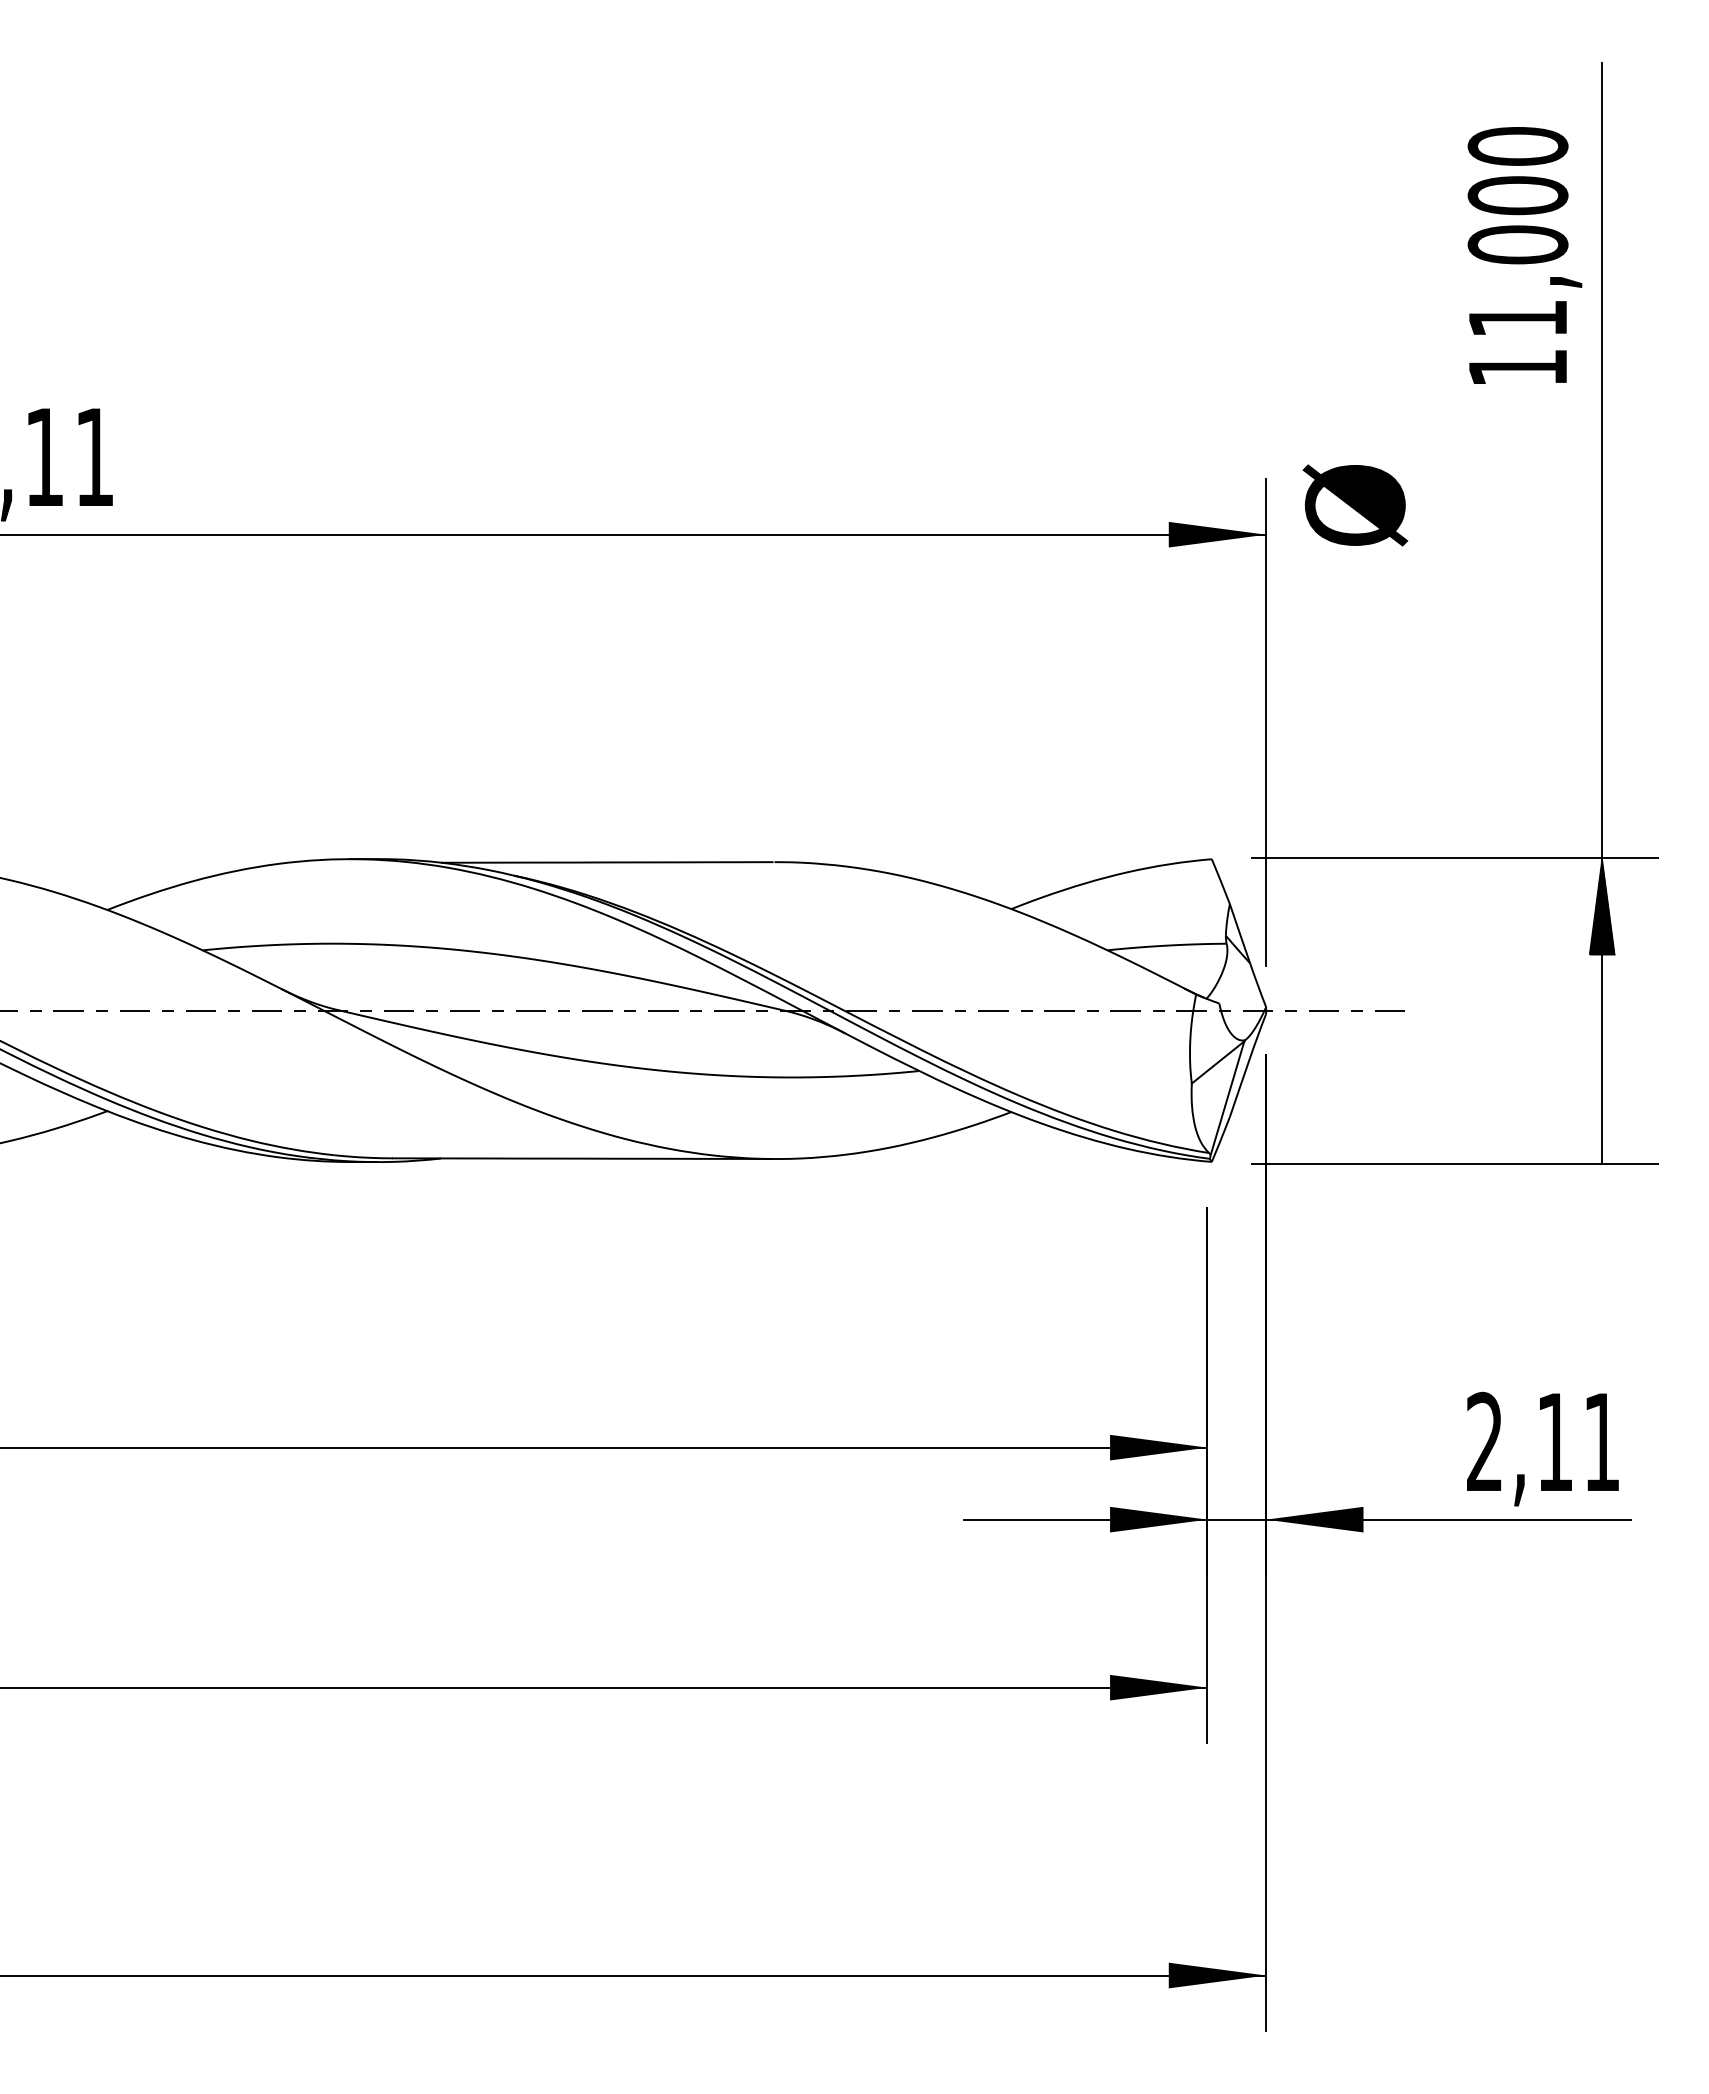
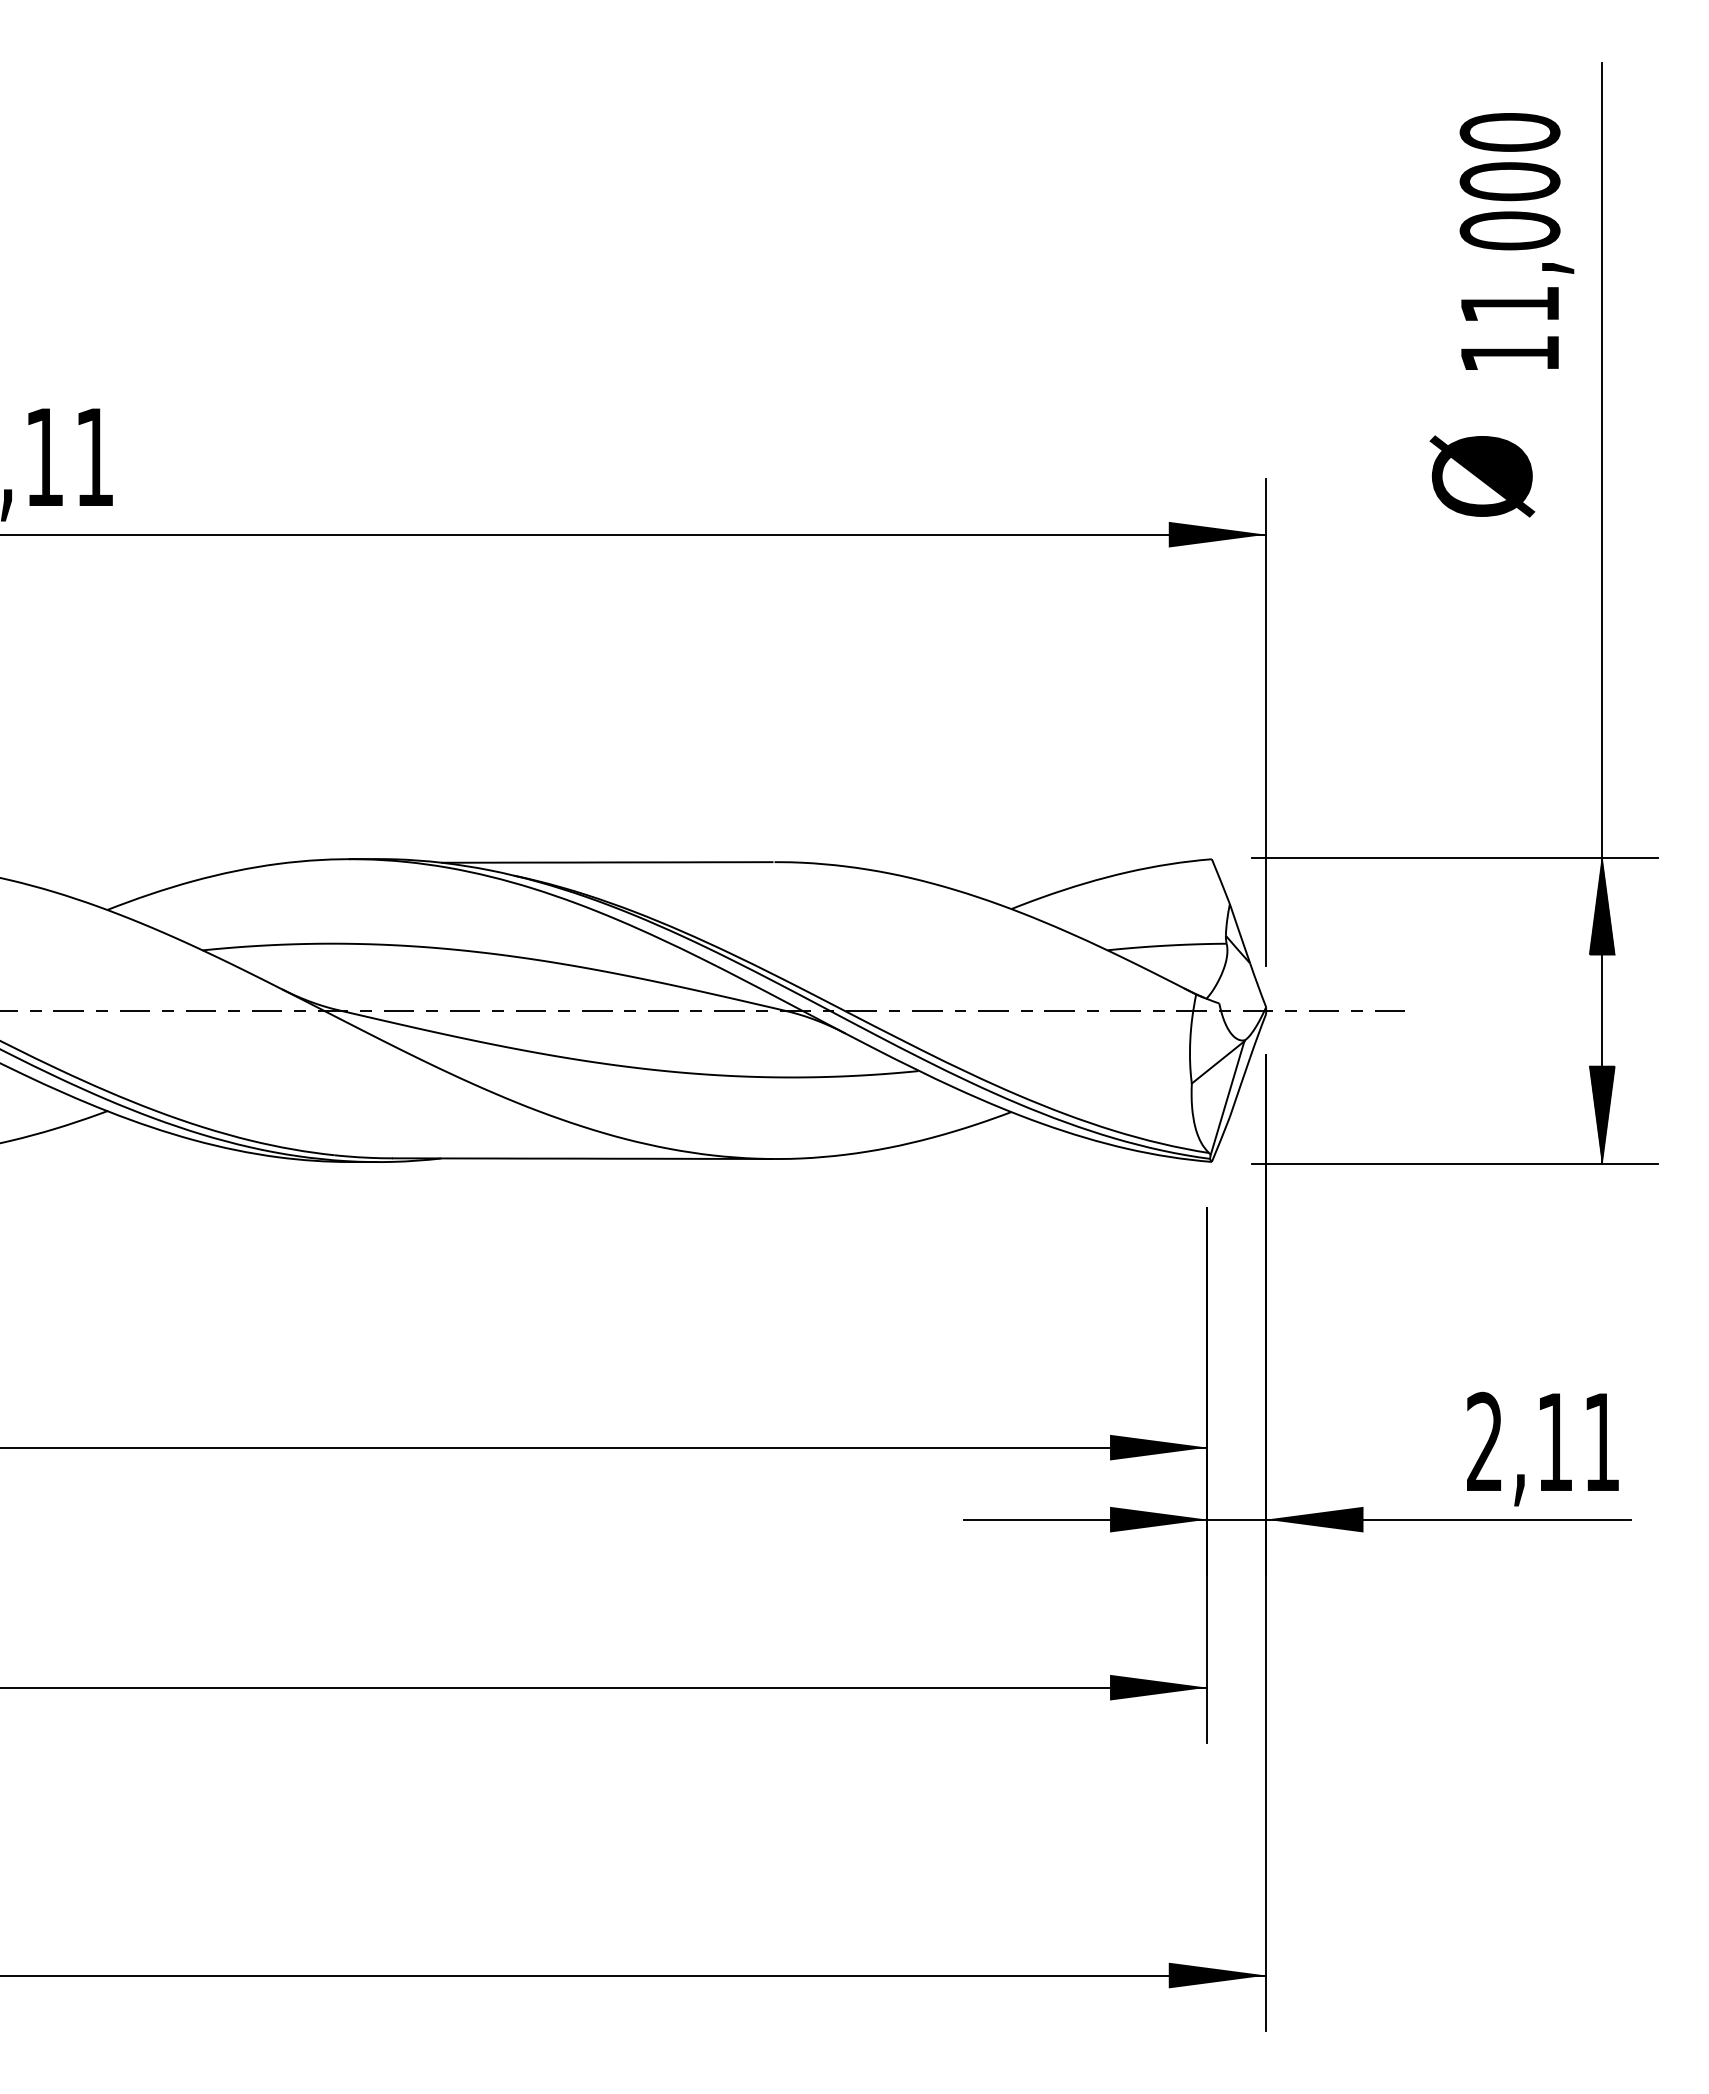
text position: (1524, 255) -> (1516, 241) (1516, 241)
text position: (1355, 505) -> (1482, 476) (1482, 476)
hatch: none -> present (1601, 1114)
